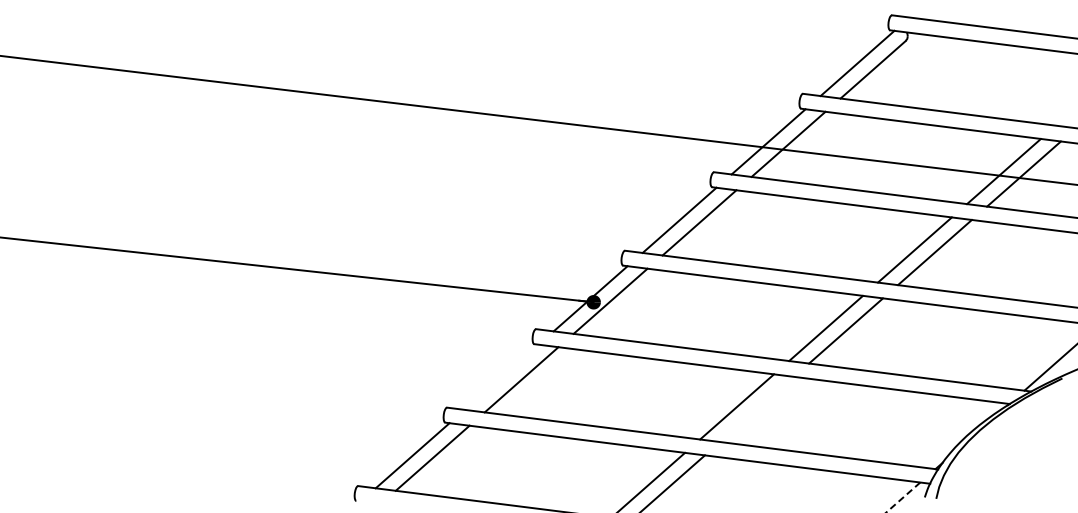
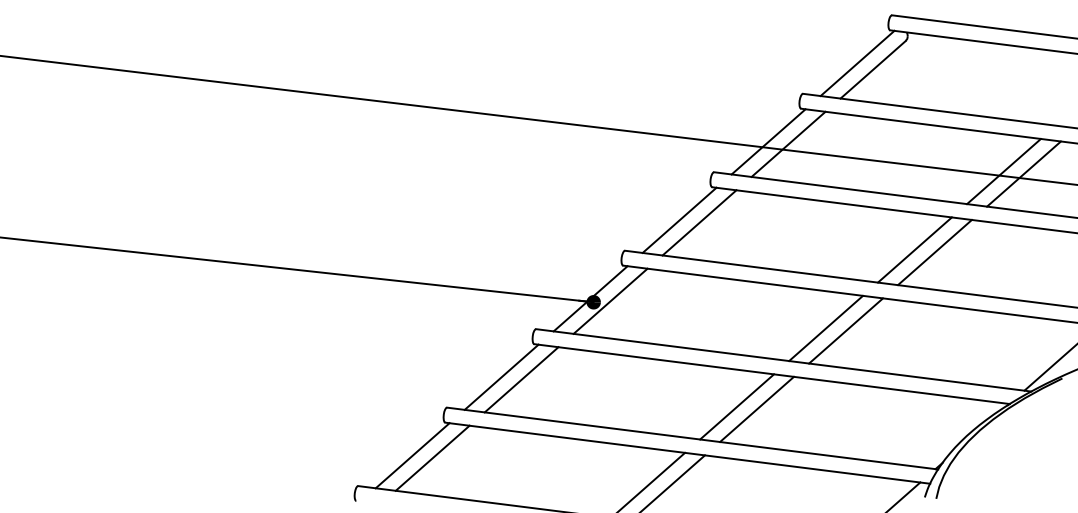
line: none -> present (501, 376)
line: none -> present (756, 408)
line: dashed -> solid (903, 497)
